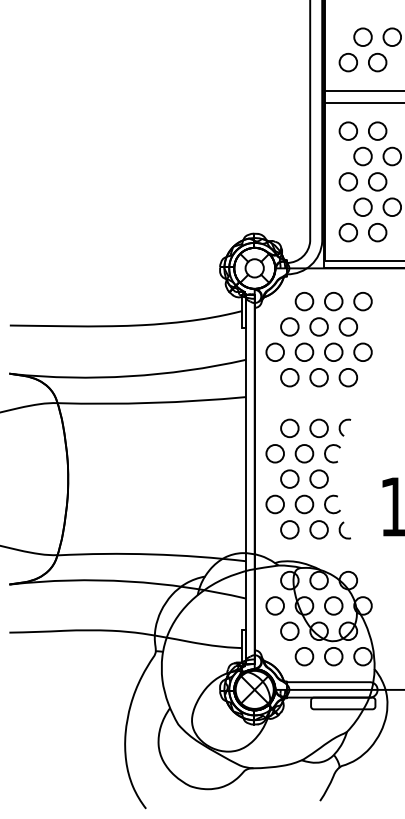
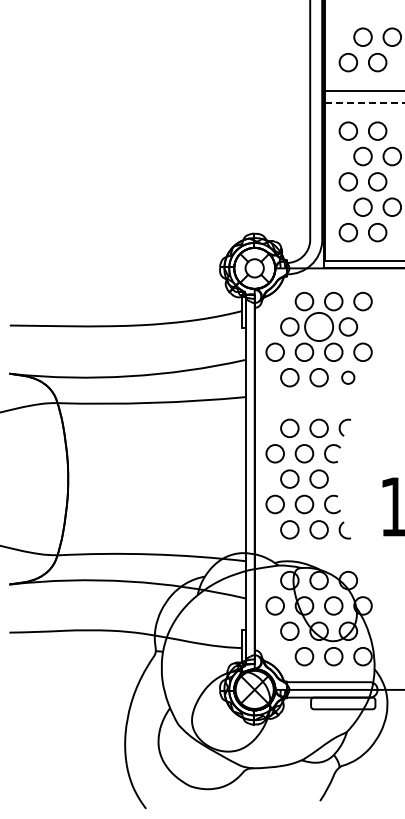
line: solid -> dashed (364, 102)
circle diameter: 18 px -> 28 px (319, 326)
circle size: 20x20 px -> 15x15 px (348, 377)
